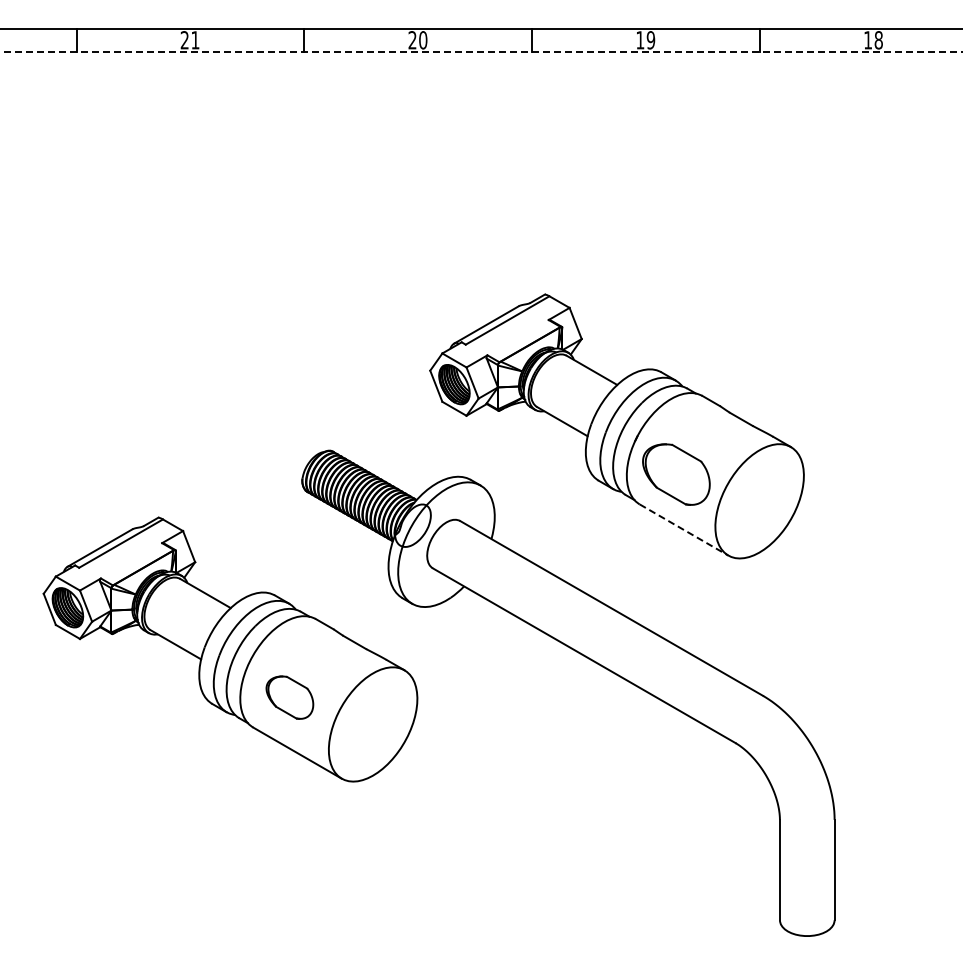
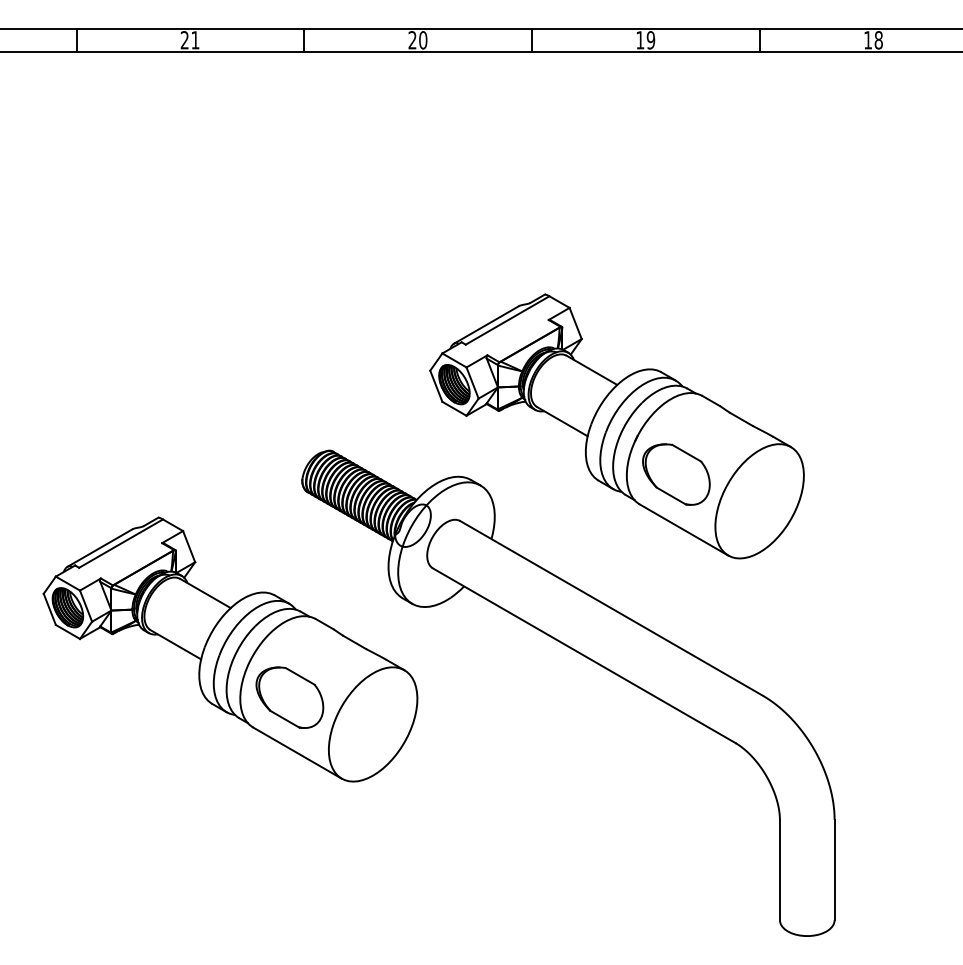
line: dashed -> solid (481, 51)
line: dashed -> solid (684, 530)
part size: 50x45 px -> 70x63 px (289, 697)
